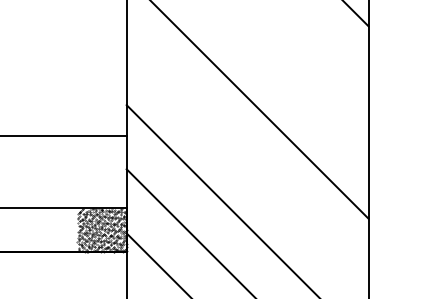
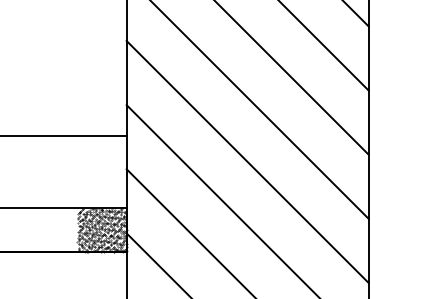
line: none -> present (324, 46)
line: none -> present (292, 78)
line: none -> present (247, 161)
